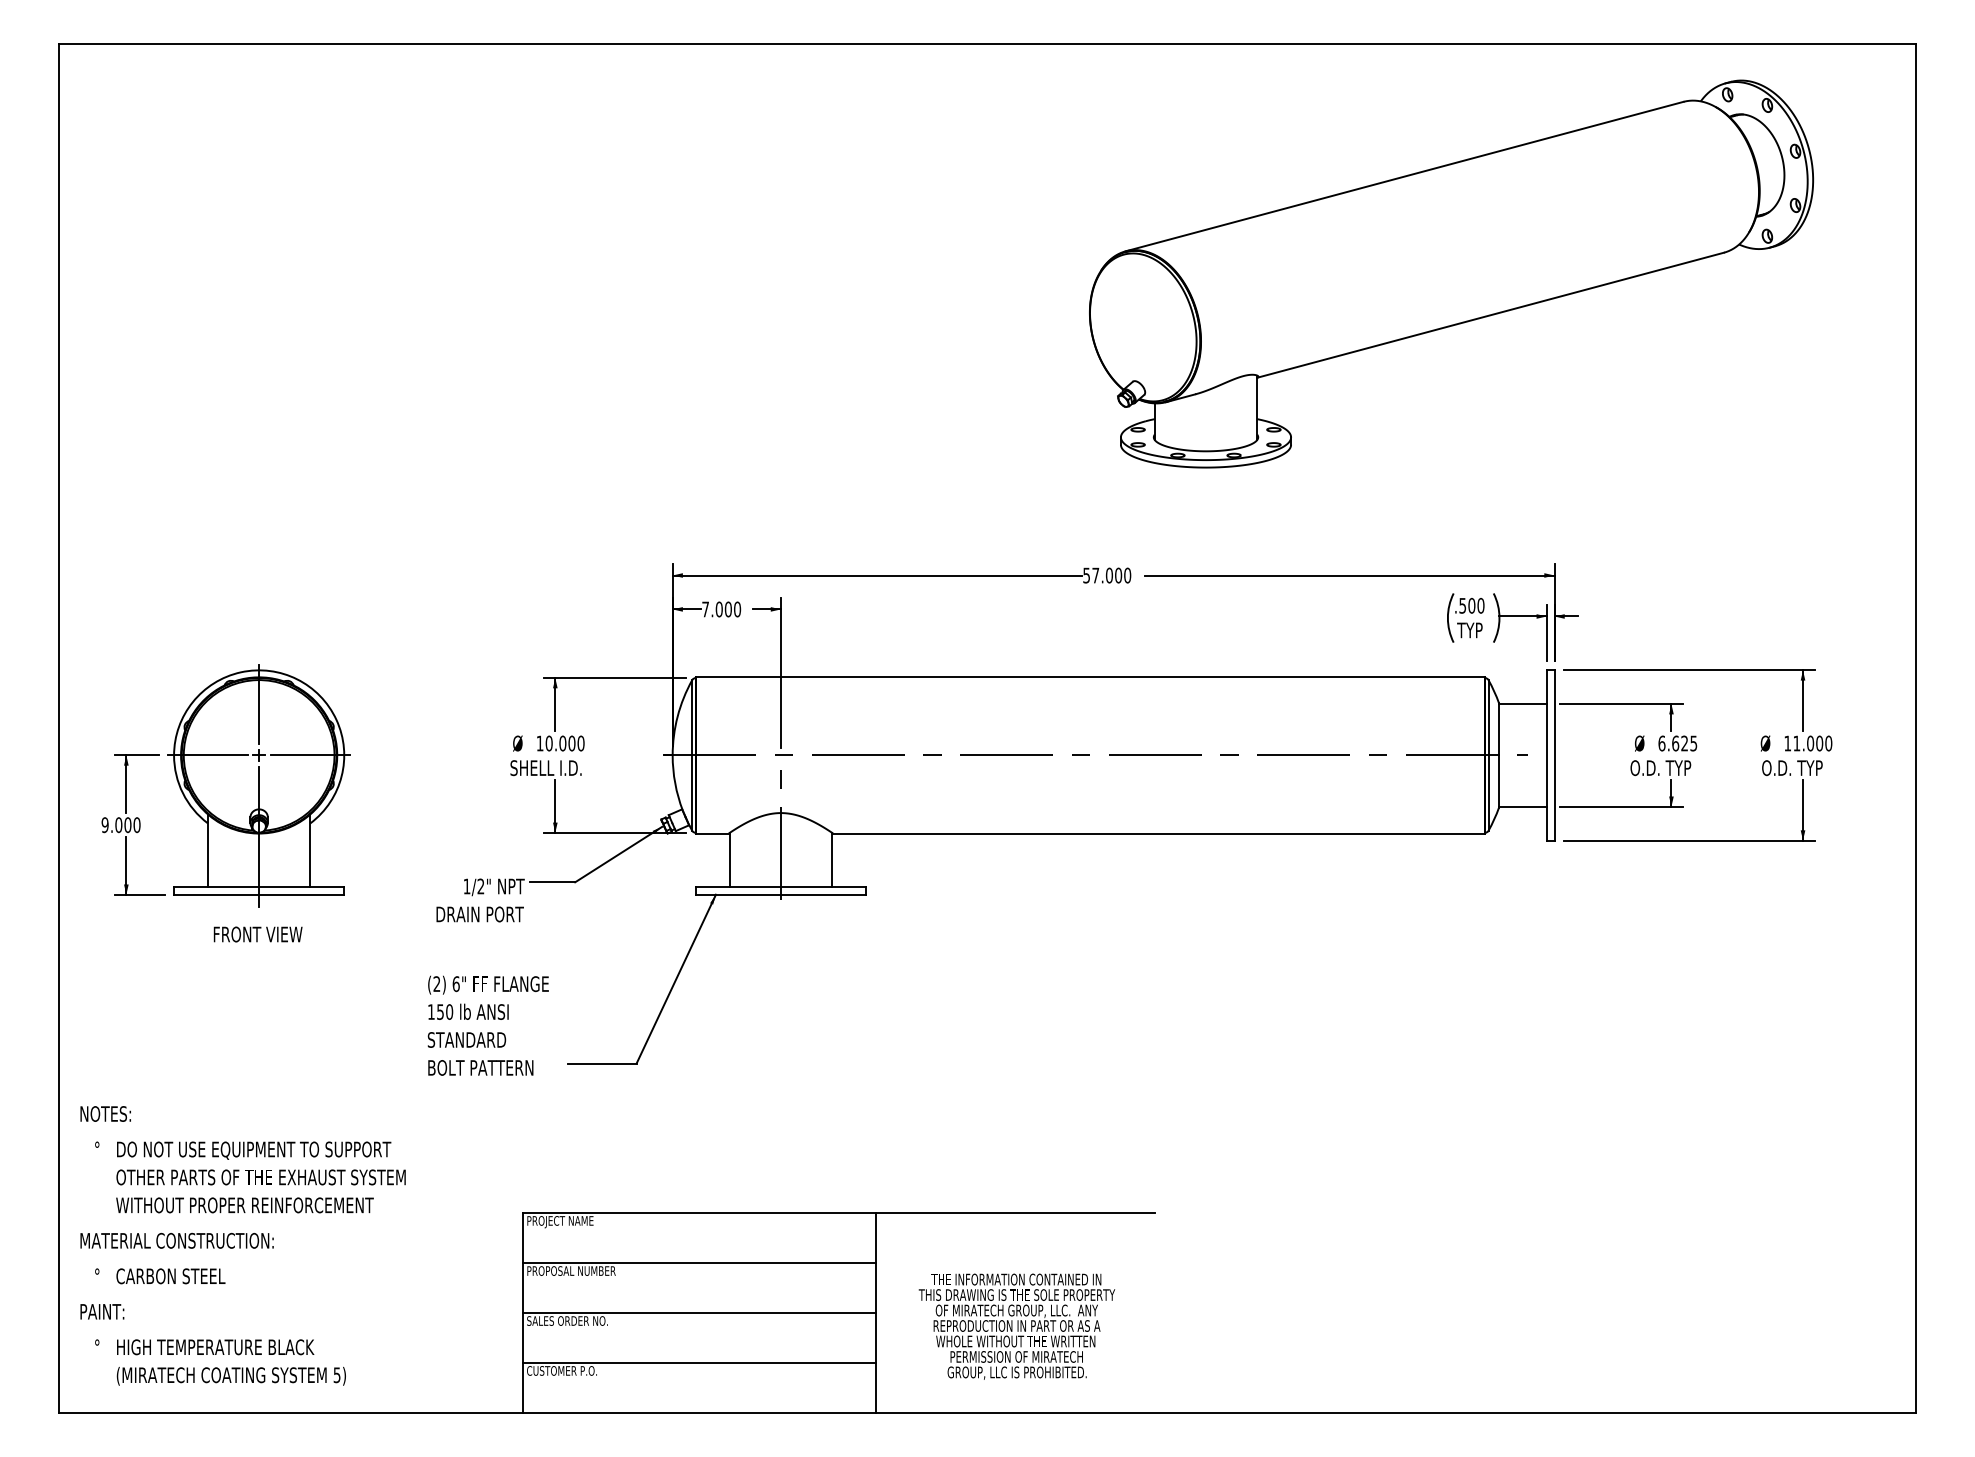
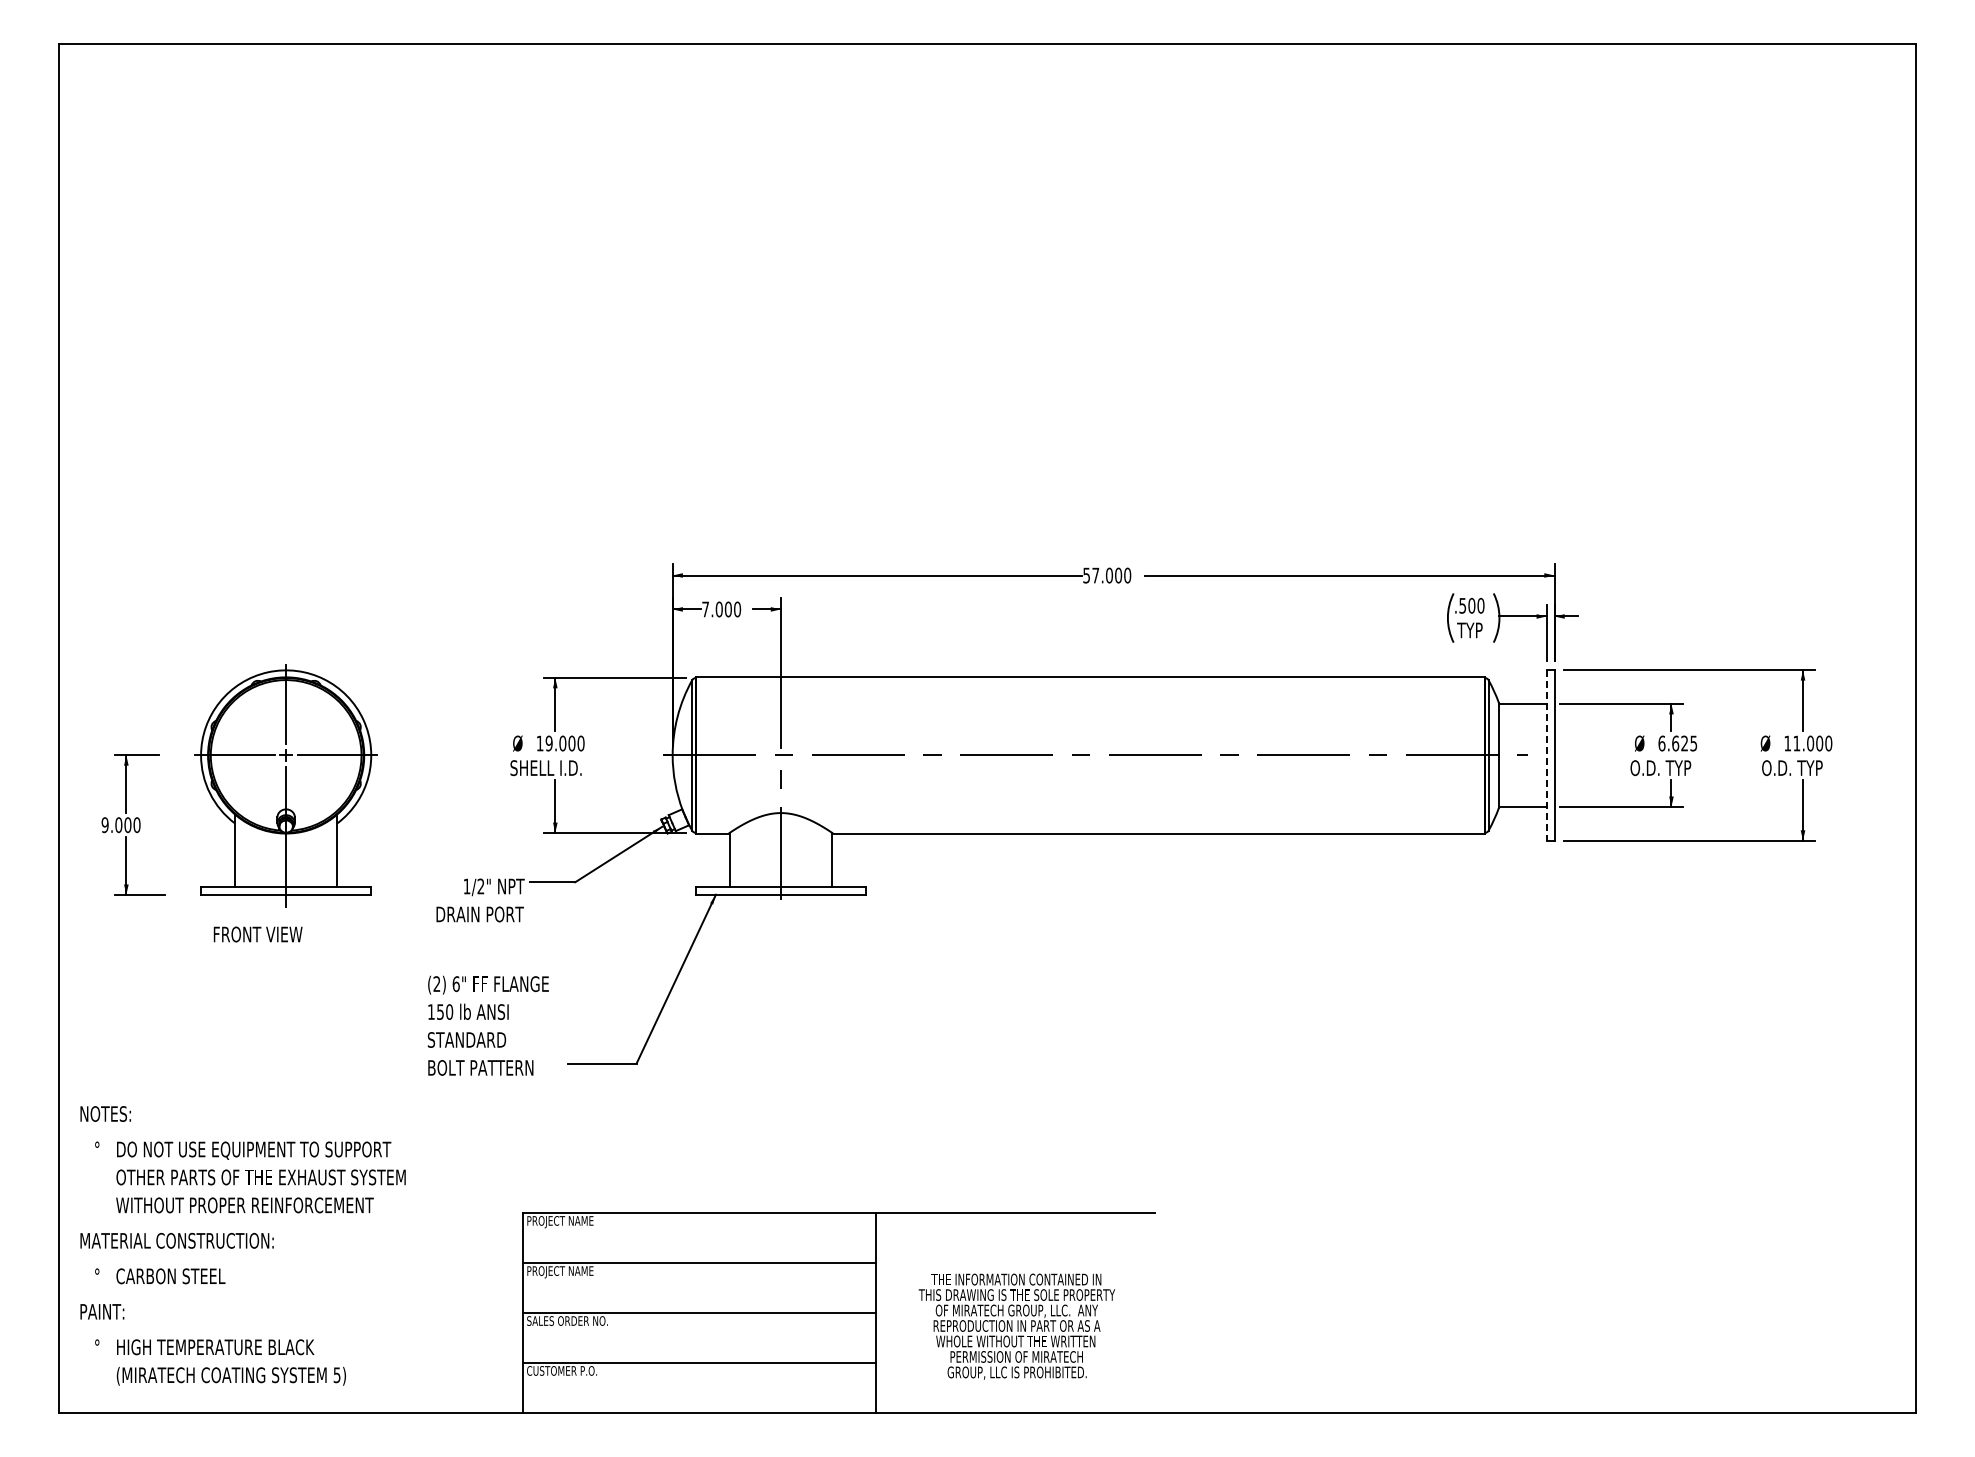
part: present -> none (1451, 273)
text: 10.000 -> 19.000 (548, 743)
line: solid -> dashed (1546, 755)
part position: (258, 785) -> (285, 785) (285, 785)
text: PROPOSAL NUMBER -> PROJECT NAME (579, 1272)
